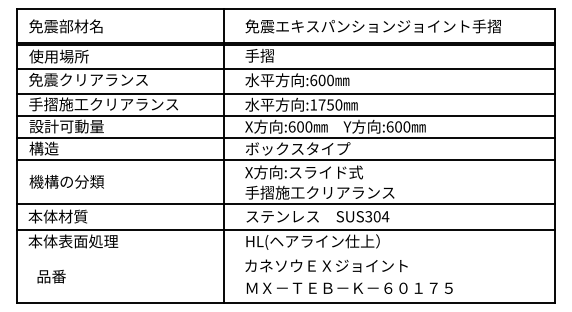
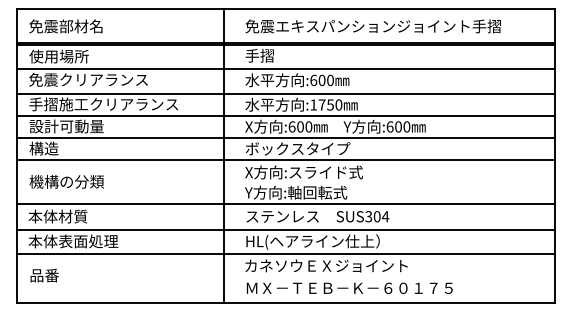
text: 手摺施工クリアランス -> Y方向:軸回転式 (319, 192)
line: none -> present (285, 253)
text position: (51, 276) -> (44, 275) (44, 275)
